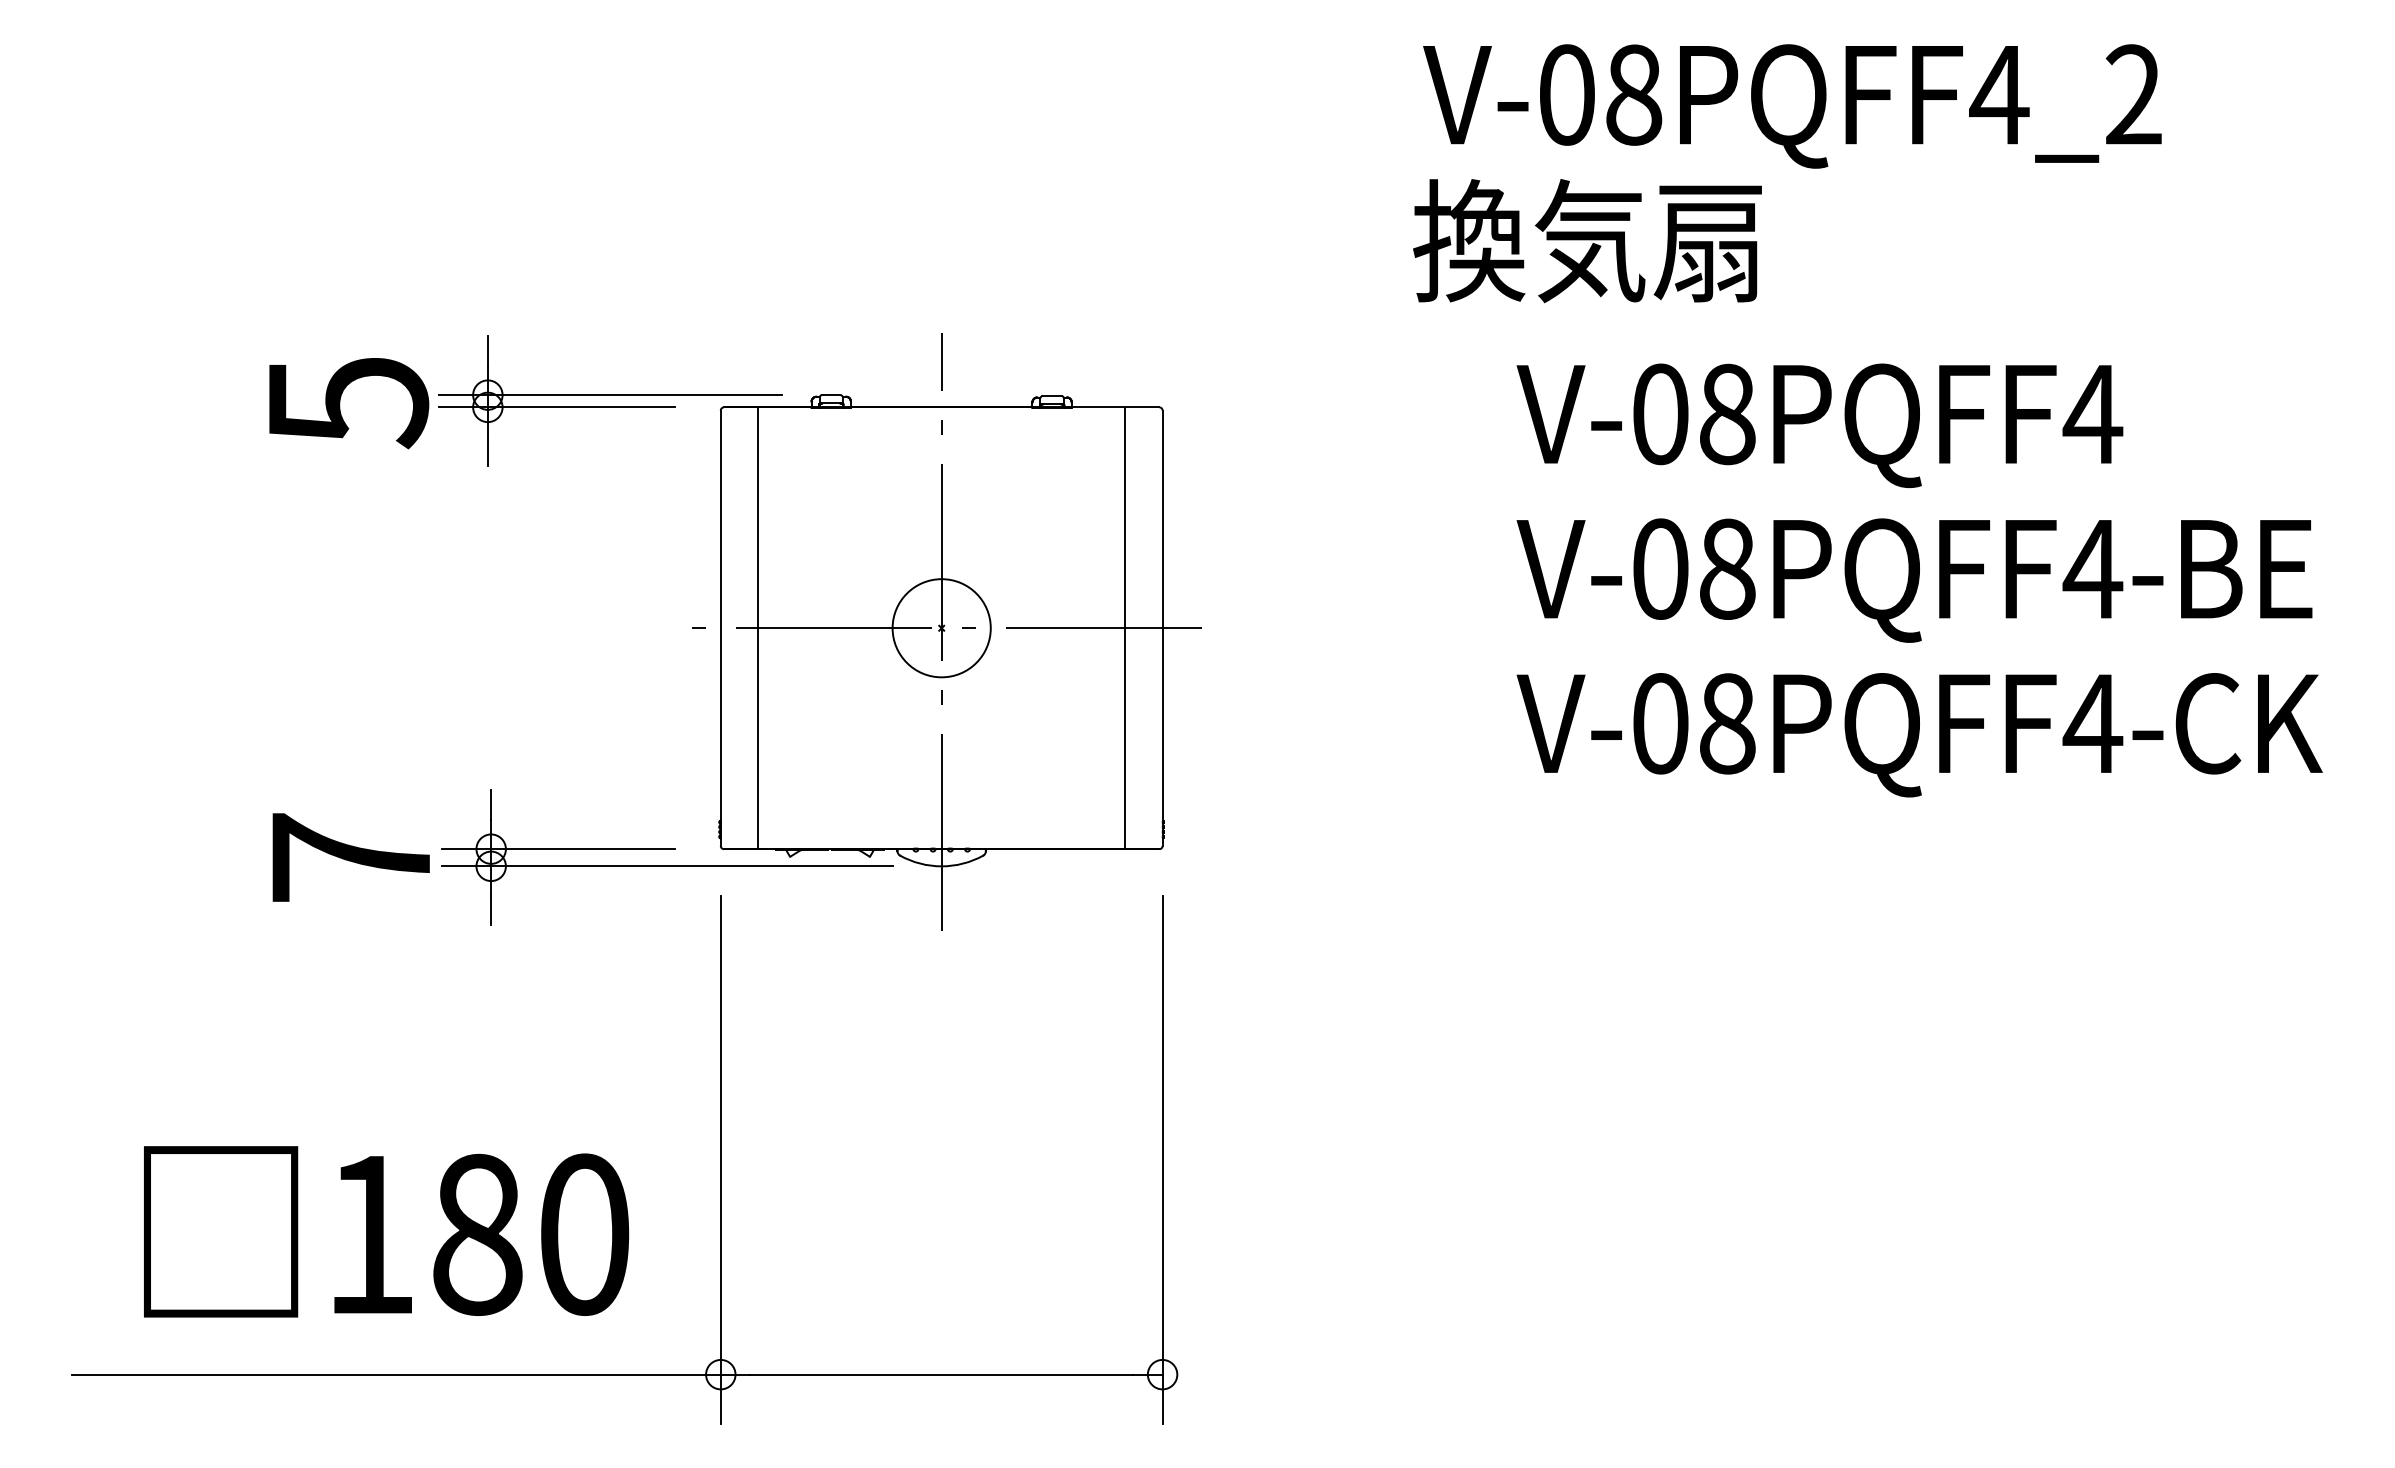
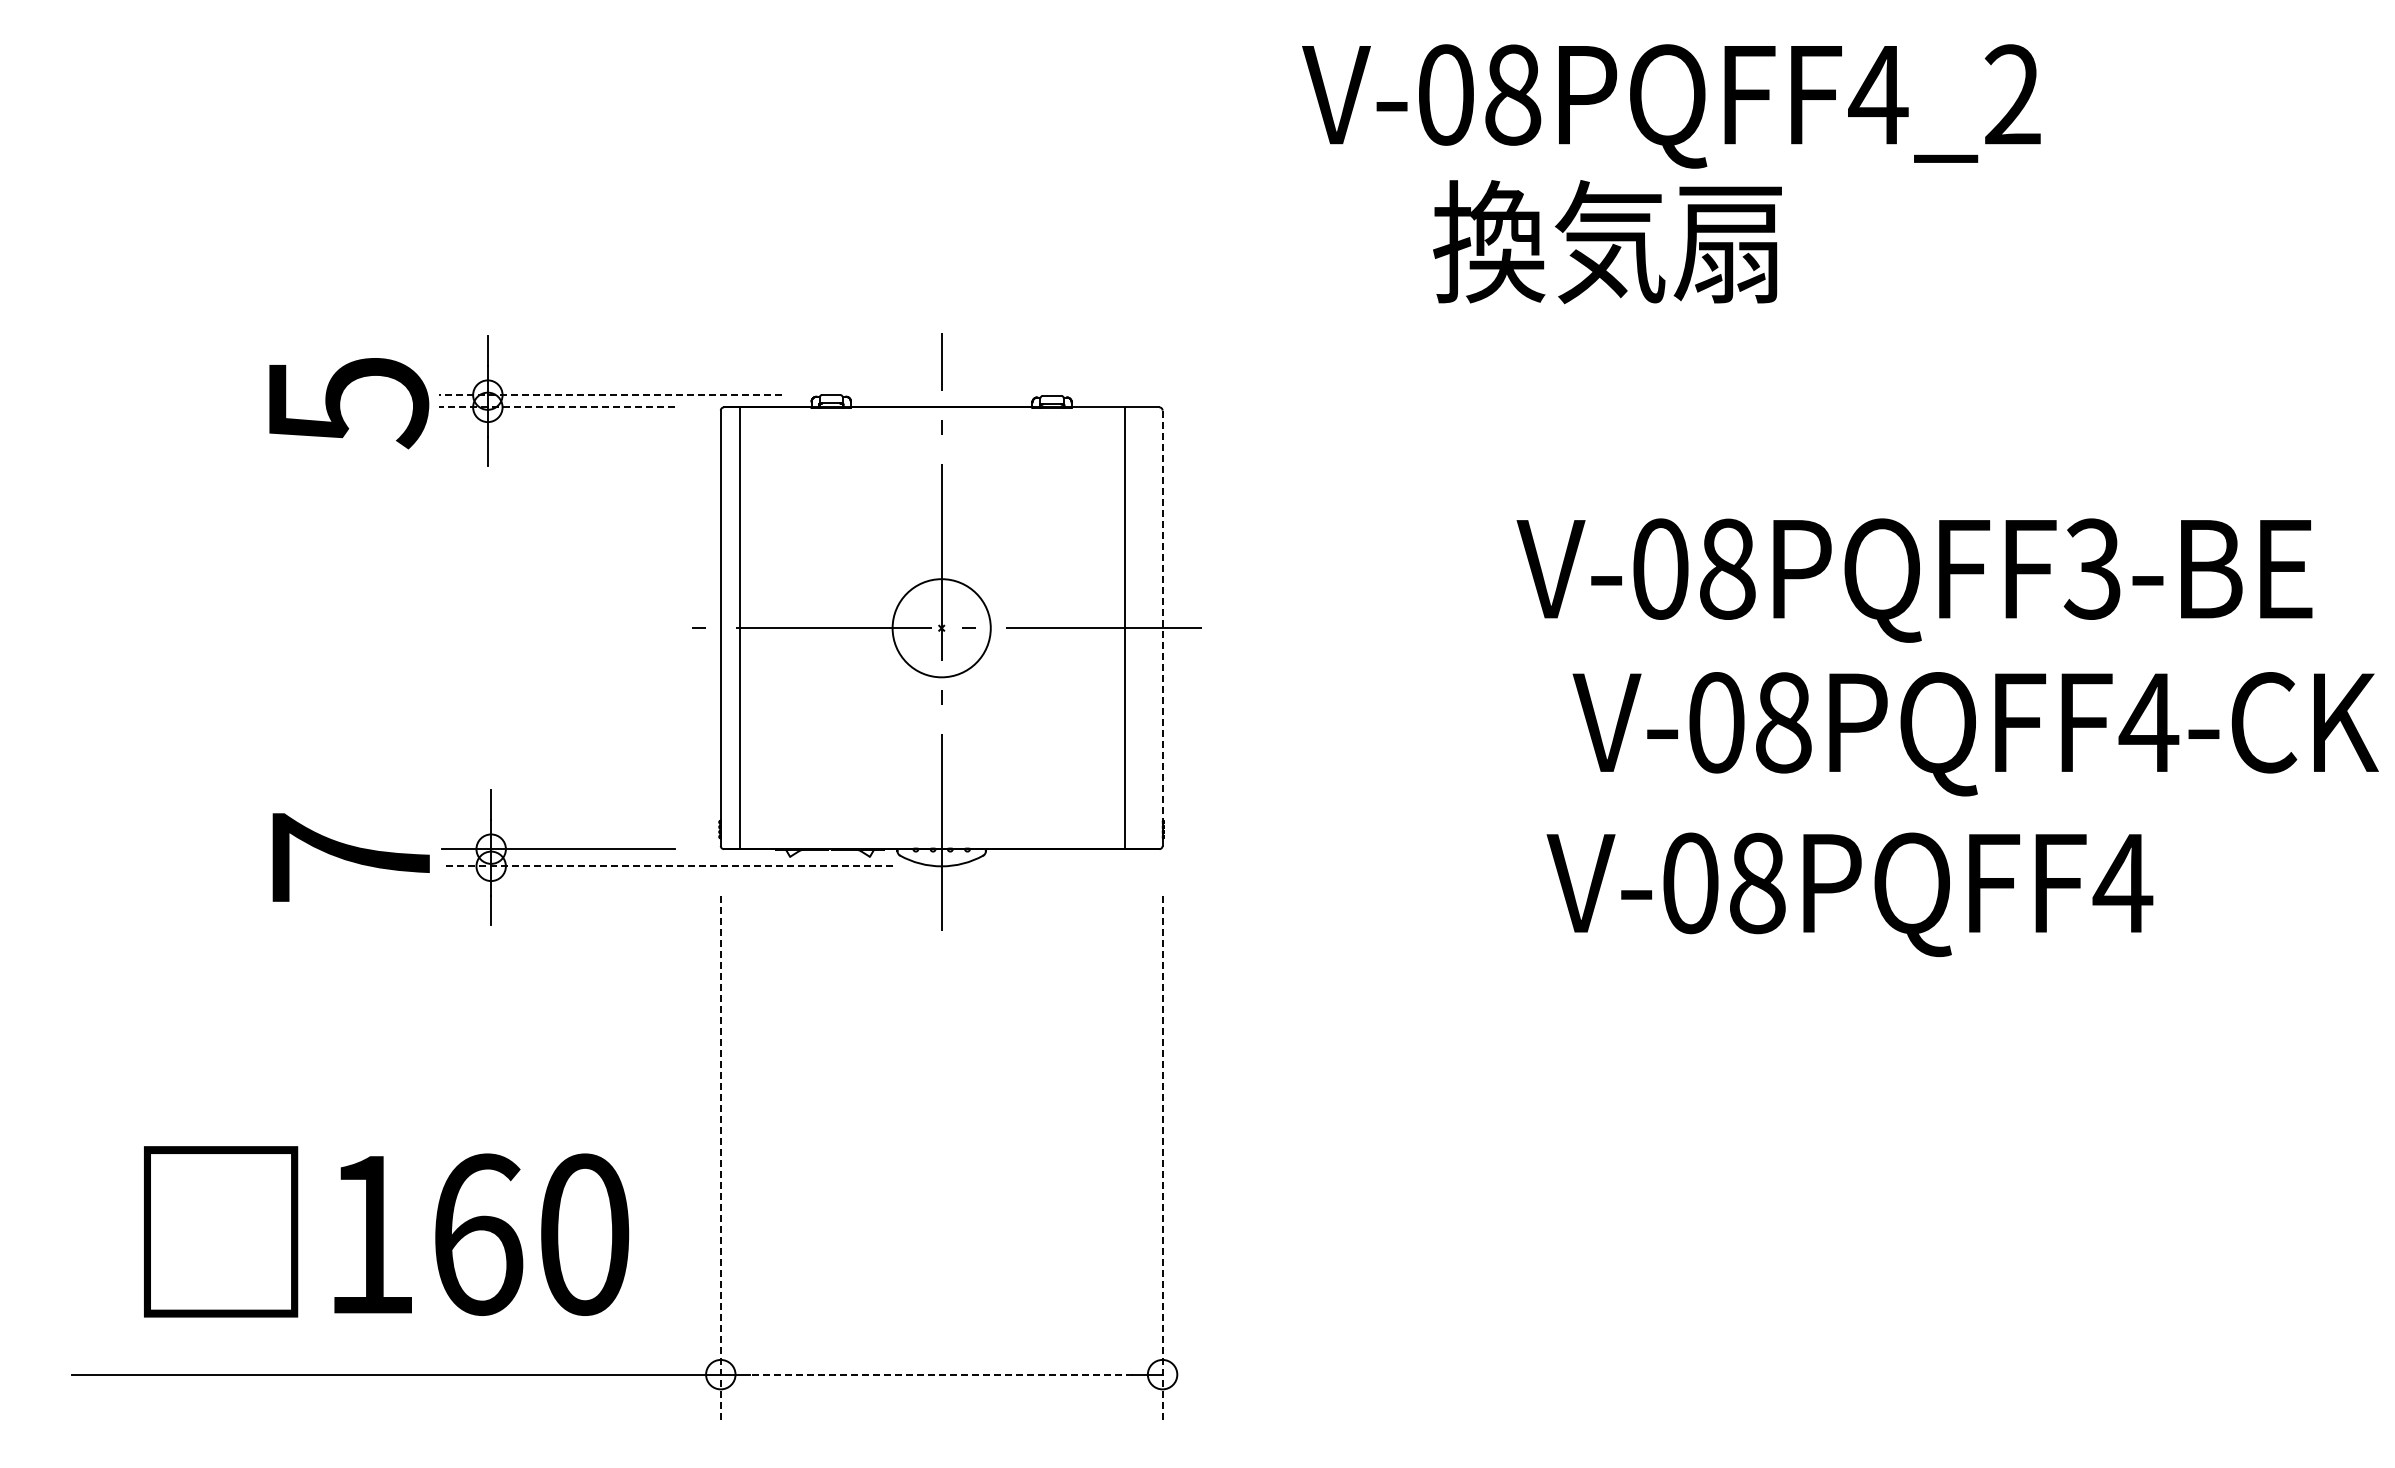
text position: (1792, 106) -> (1671, 106) (1671, 106)
text position: (1587, 241) -> (1607, 242) (1607, 242)
line: solid -> dashed (610, 395)
line: solid -> dashed (556, 407)
text position: (1819, 425) -> (1849, 894) (1849, 894)
text: V-08PQFF4-BE -> V-08PQFF3-BE (2092, 568)
line: solid -> dashed (1162, 616)
line position: (757, 628) -> (739, 628) (739, 628)
text position: (1919, 735) -> (1975, 734) (1975, 734)
line: solid -> dashed (666, 866)
line: solid -> dashed (720, 1160)
line: solid -> dashed (1162, 1160)
text: 180 -> 160 (478, 1234)
line: solid -> dashed (941, 1374)
